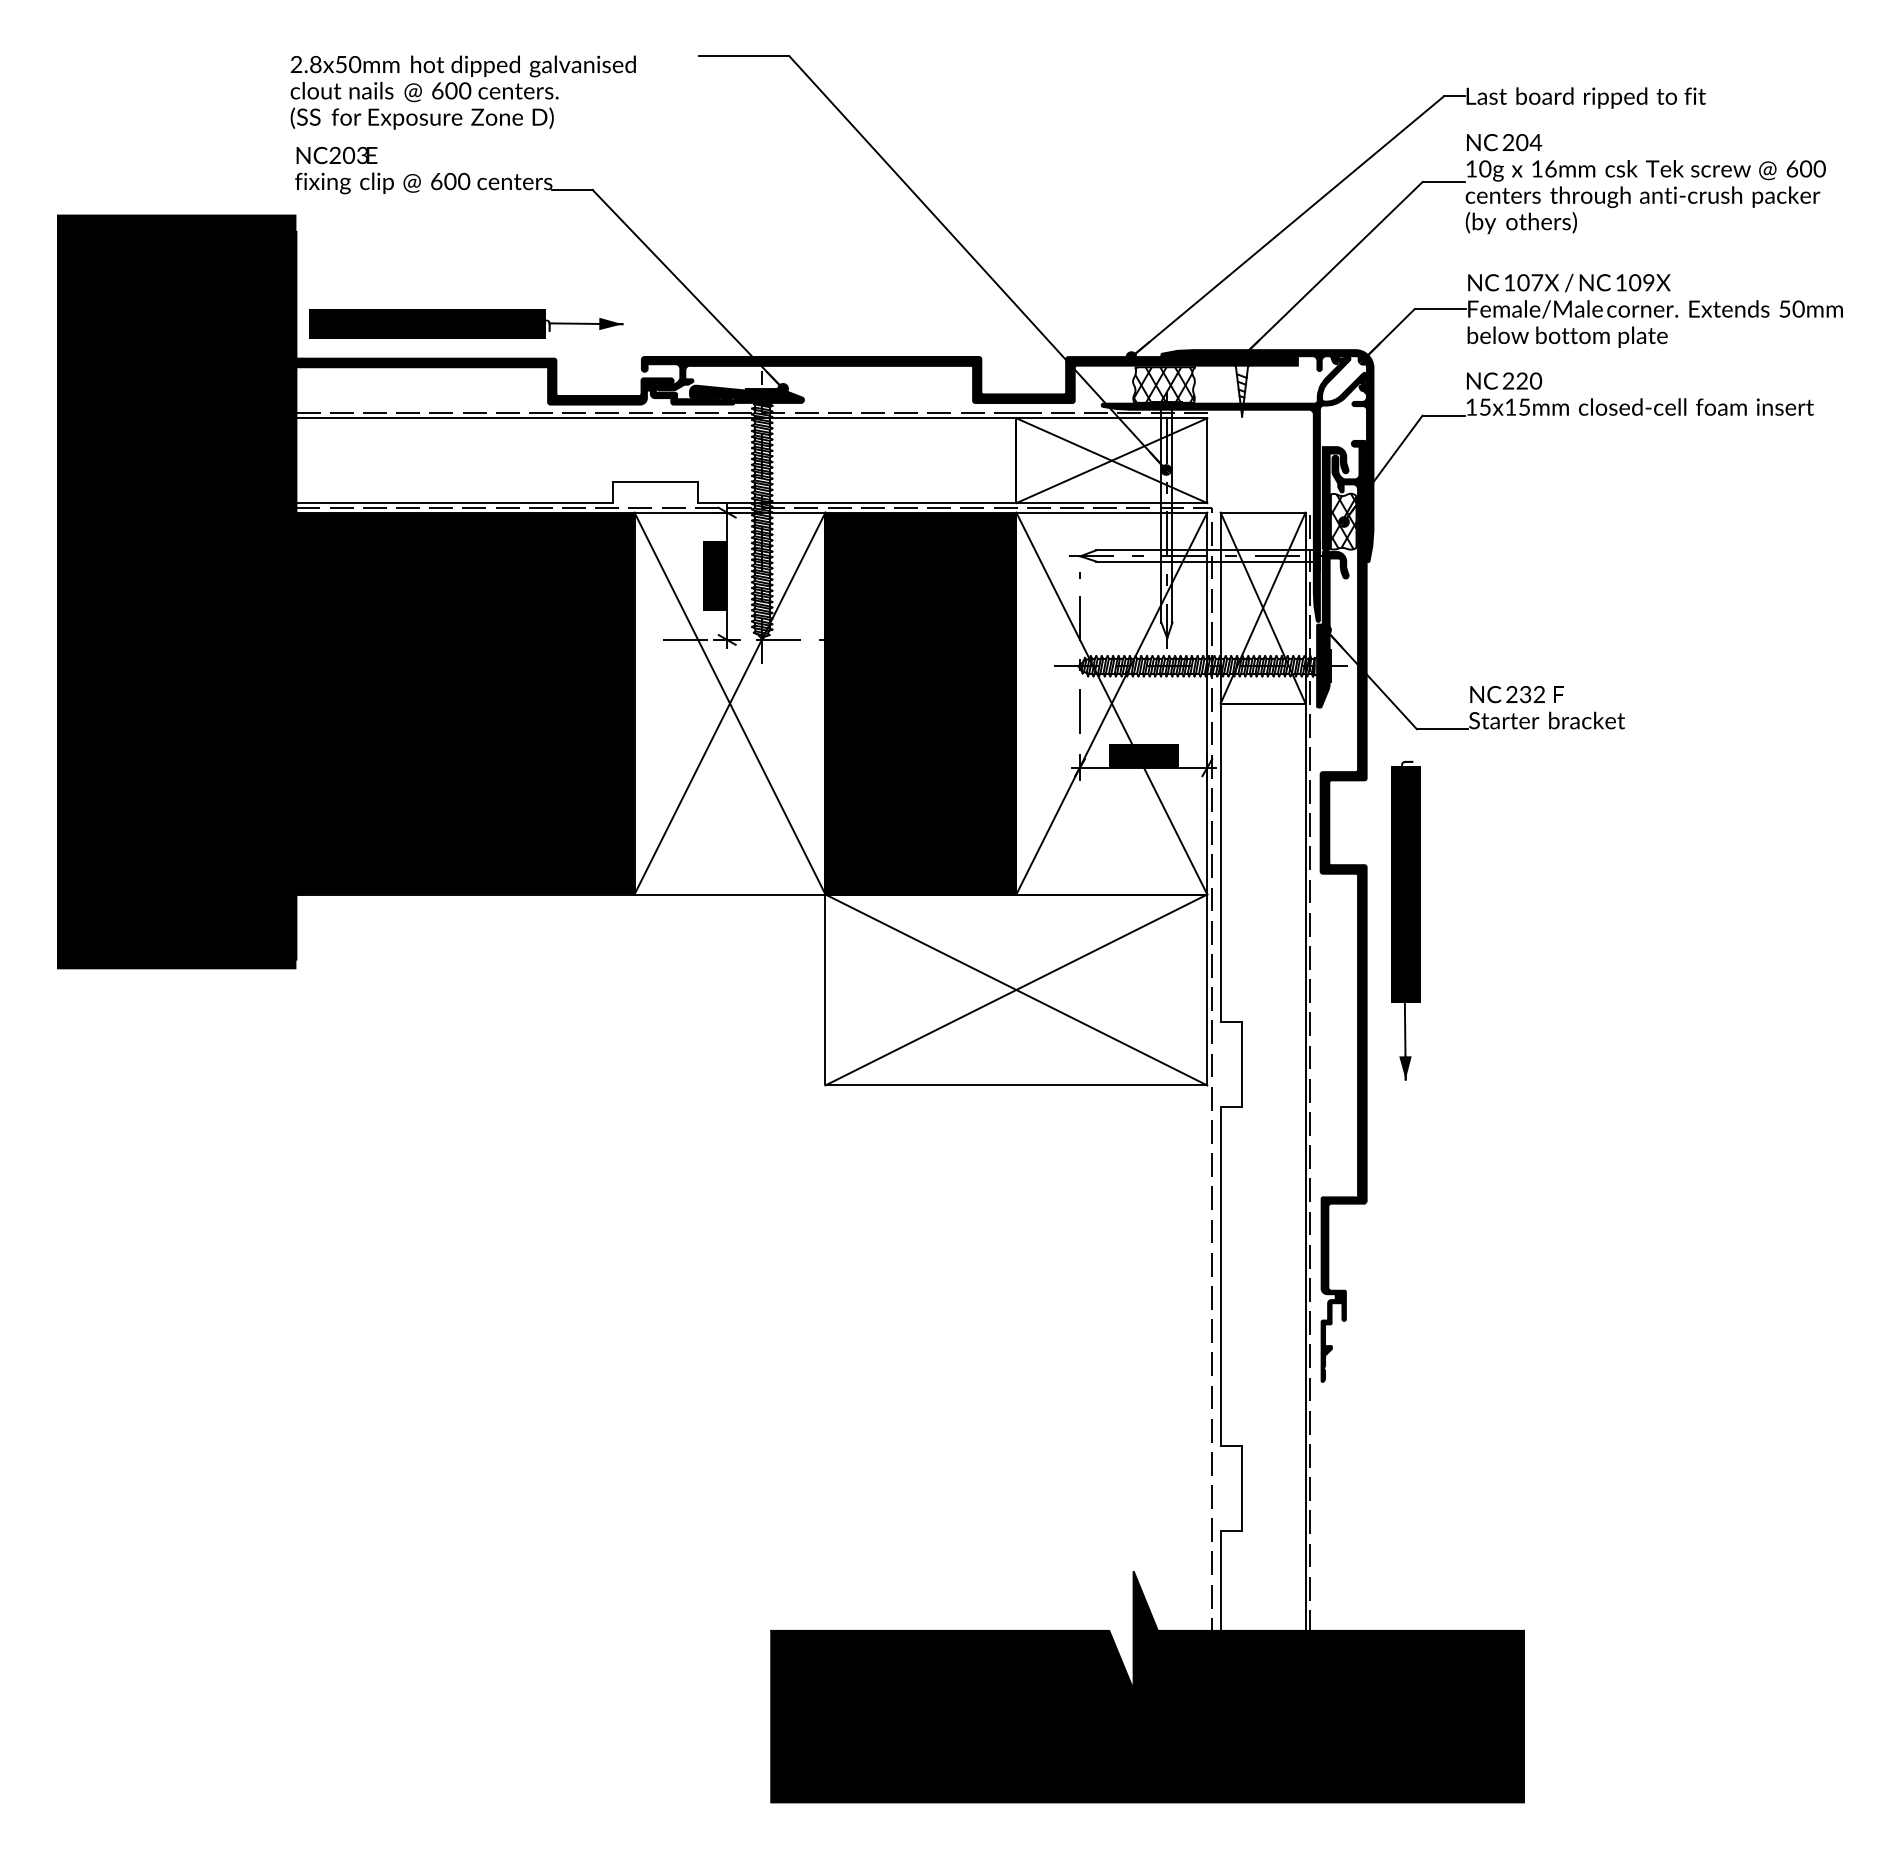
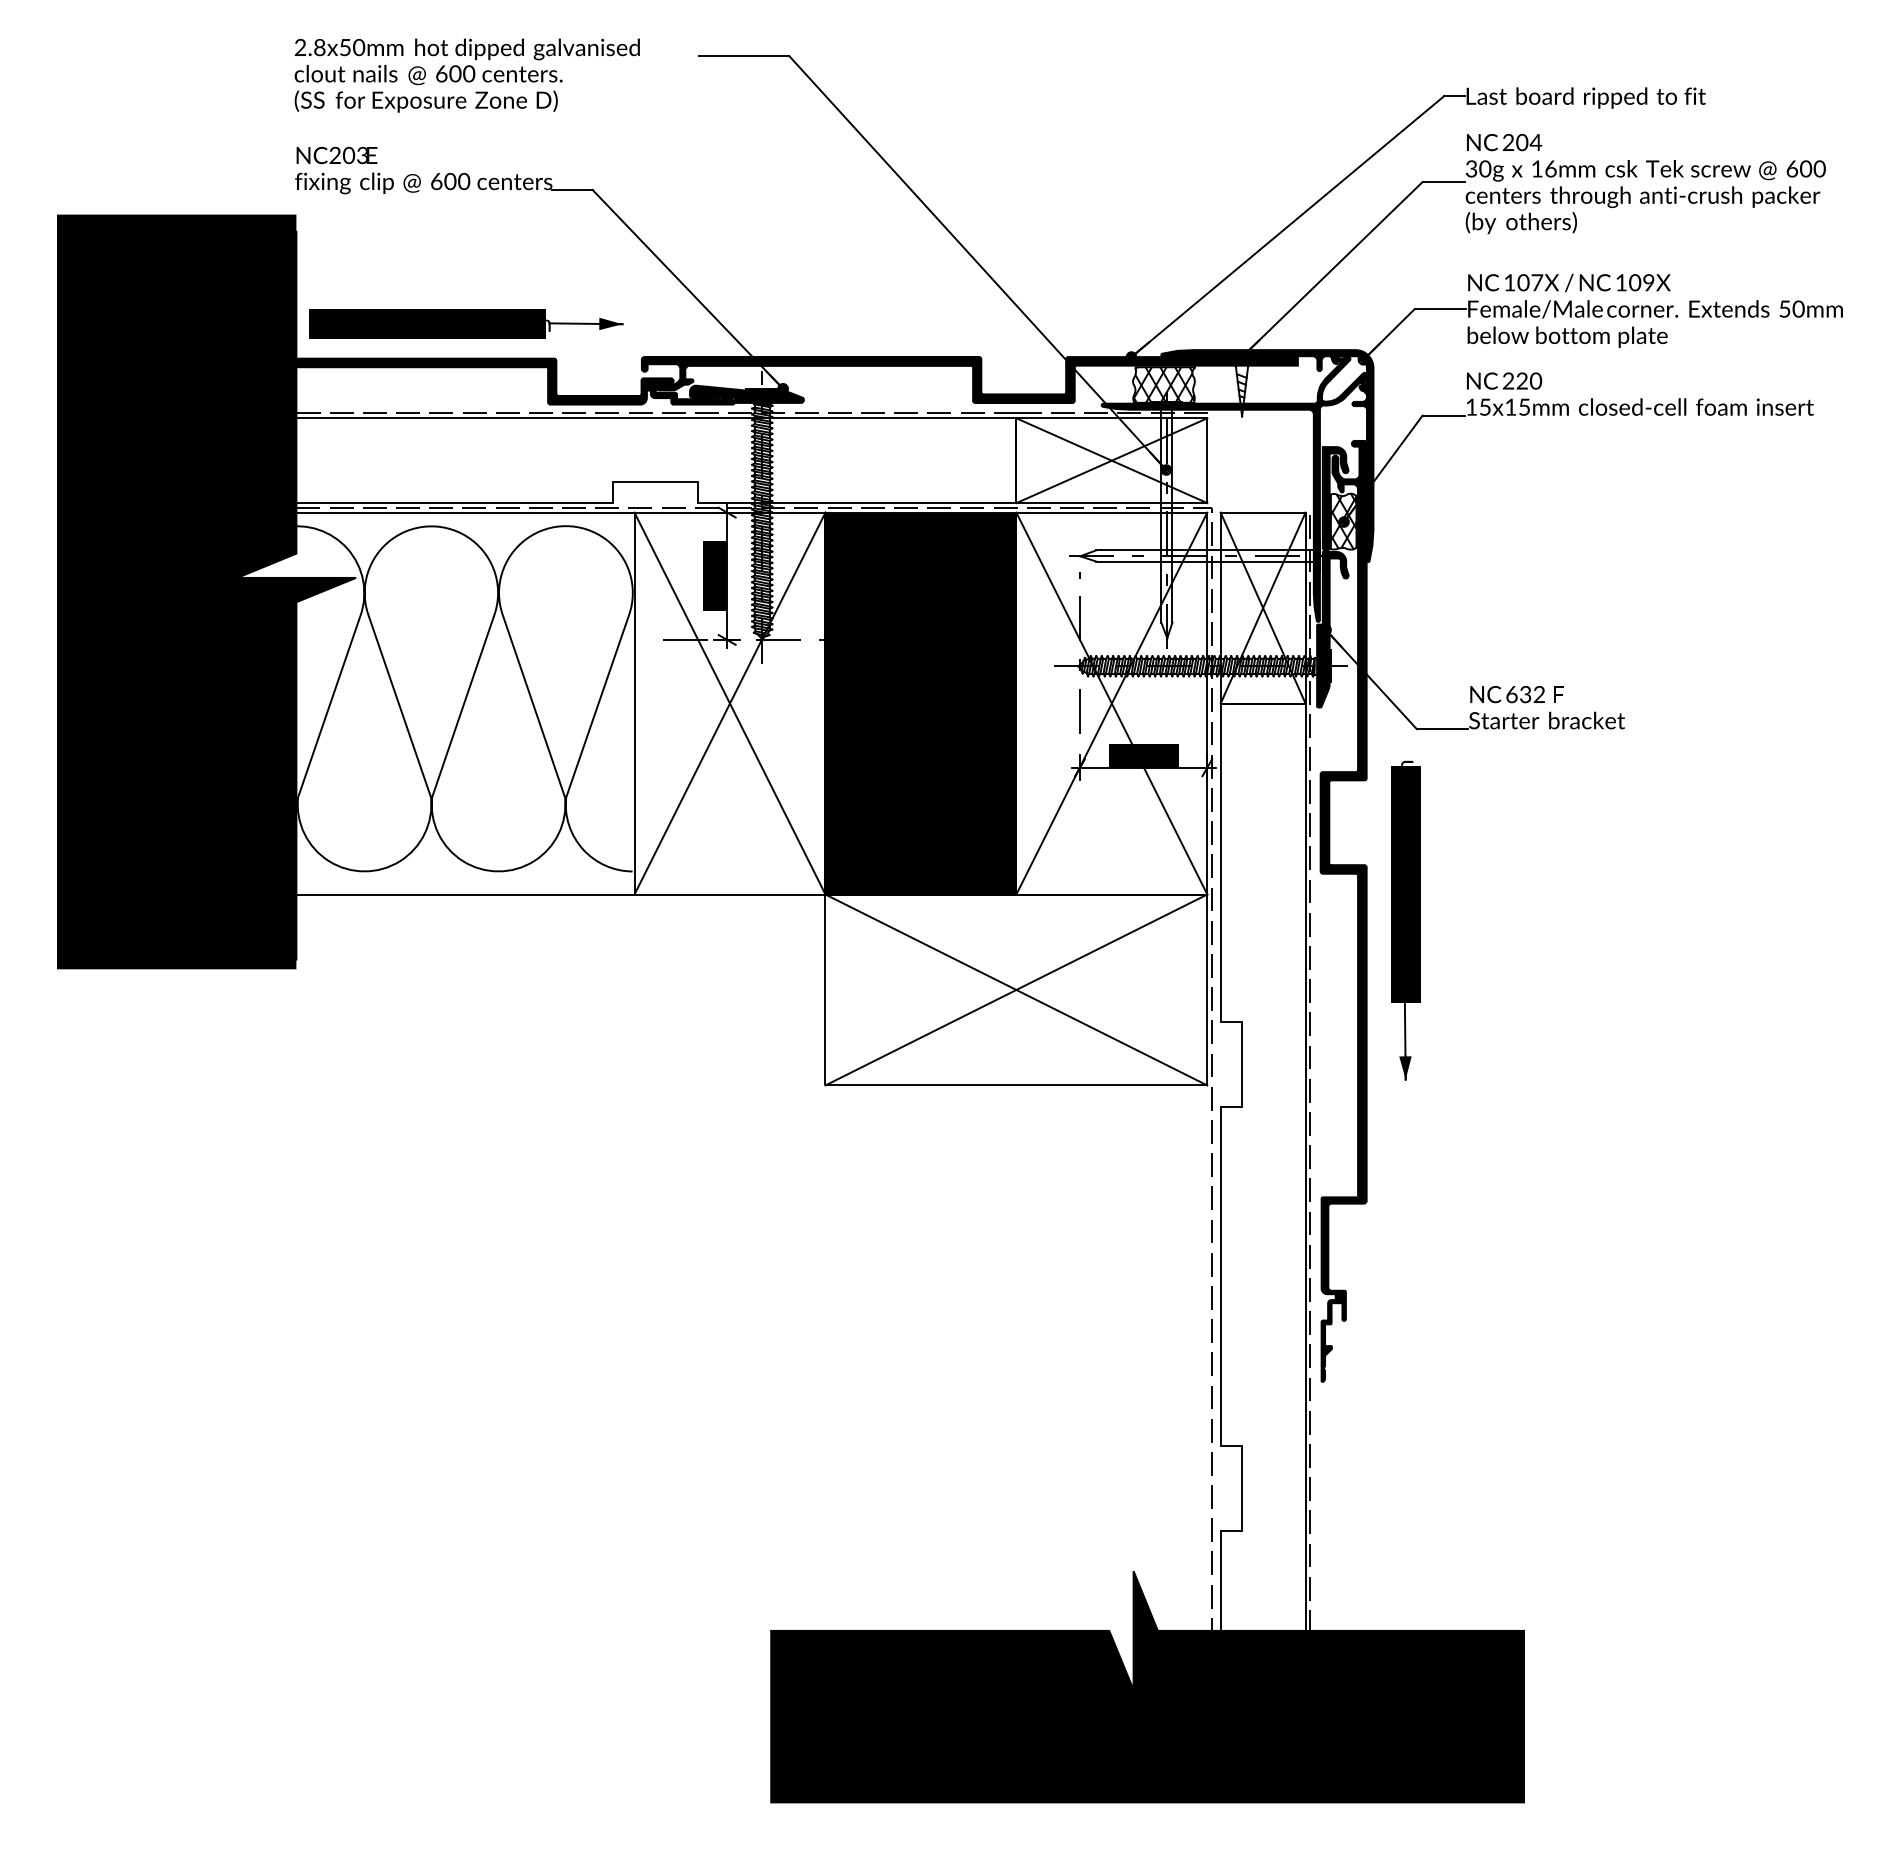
text position: (462, 92) -> (466, 75) (466, 75)
text: 10g -> 30g (1471, 168)
text: 232 -> 632 (1511, 694)
fill: present -> none (435, 703)
